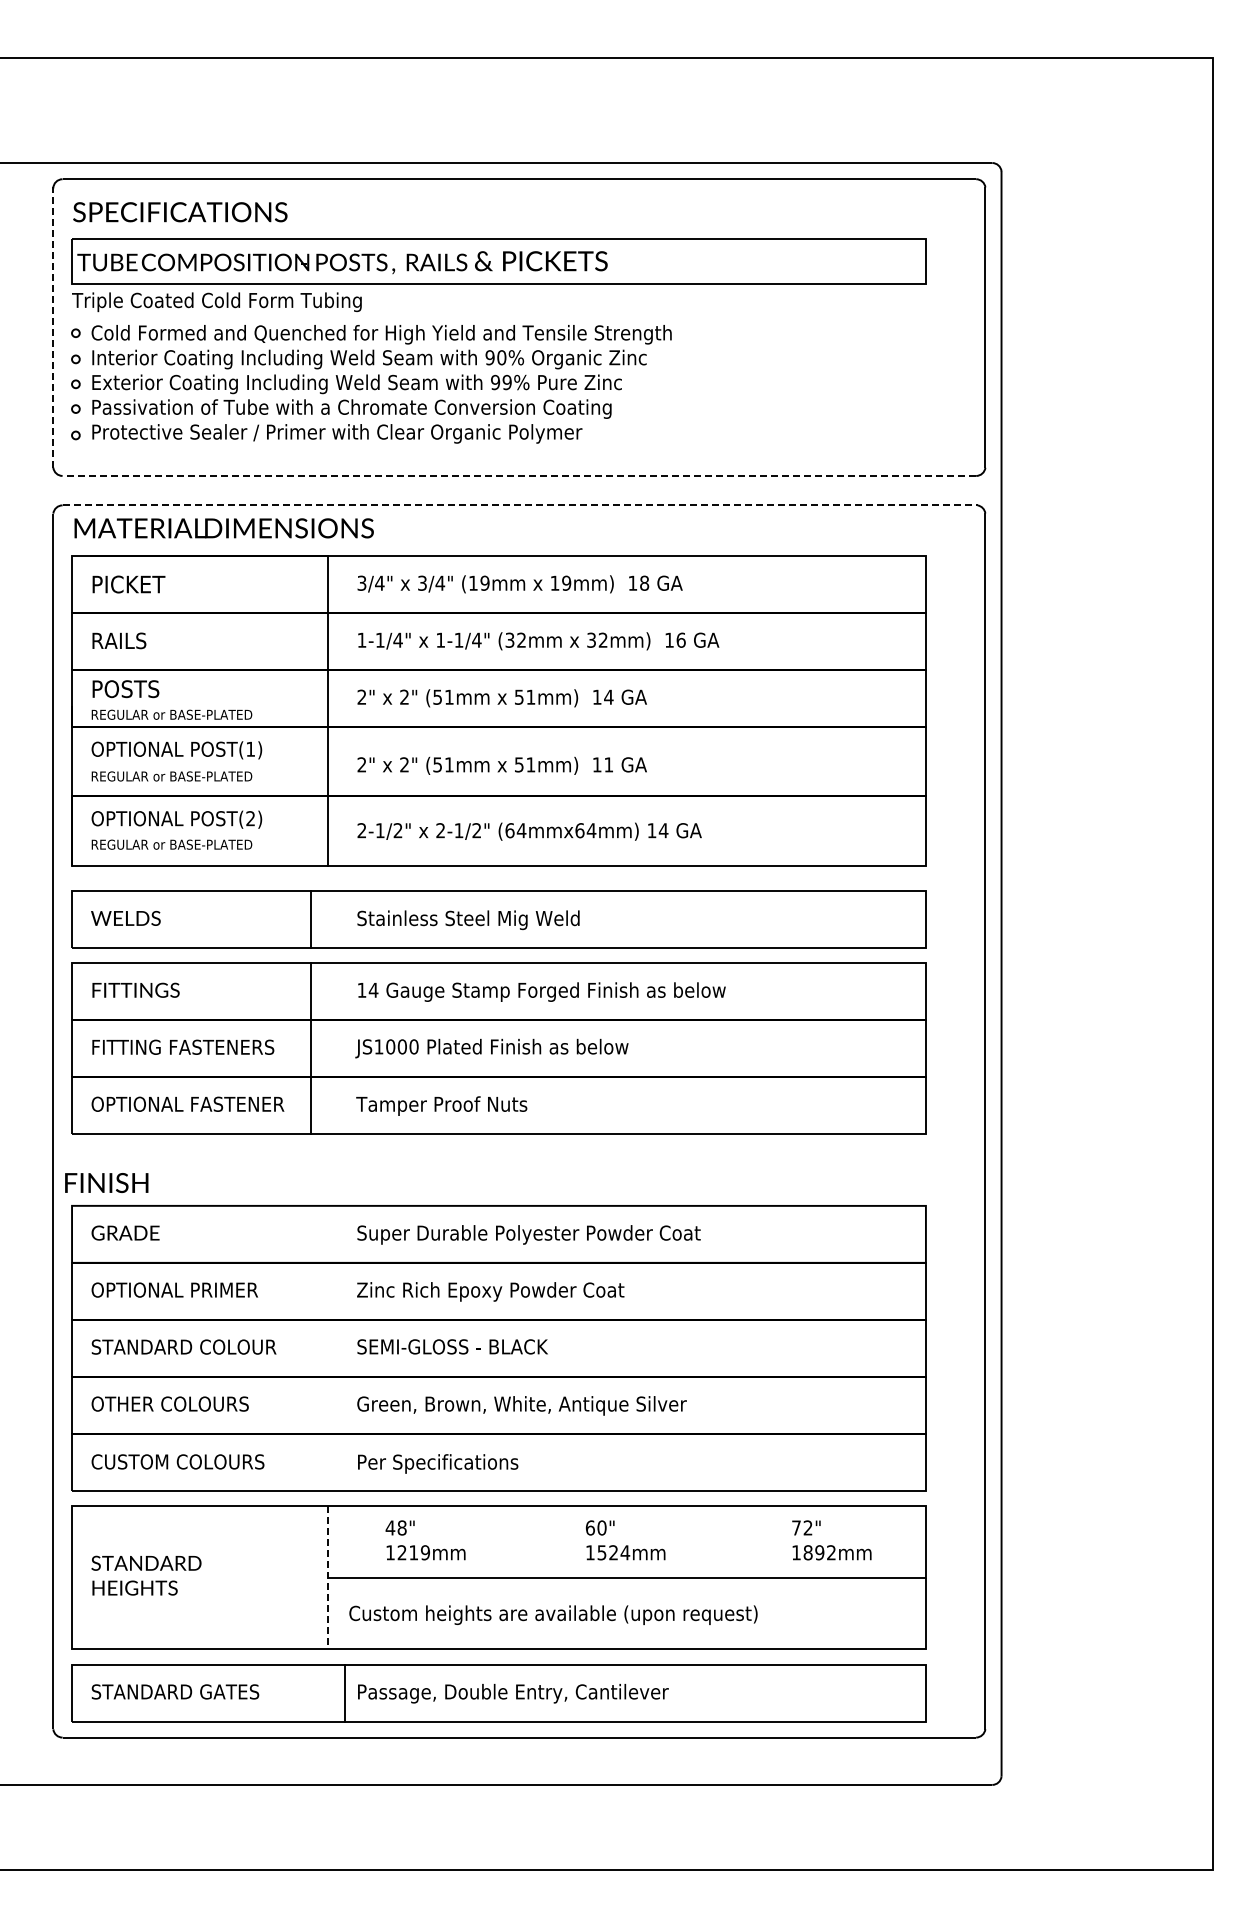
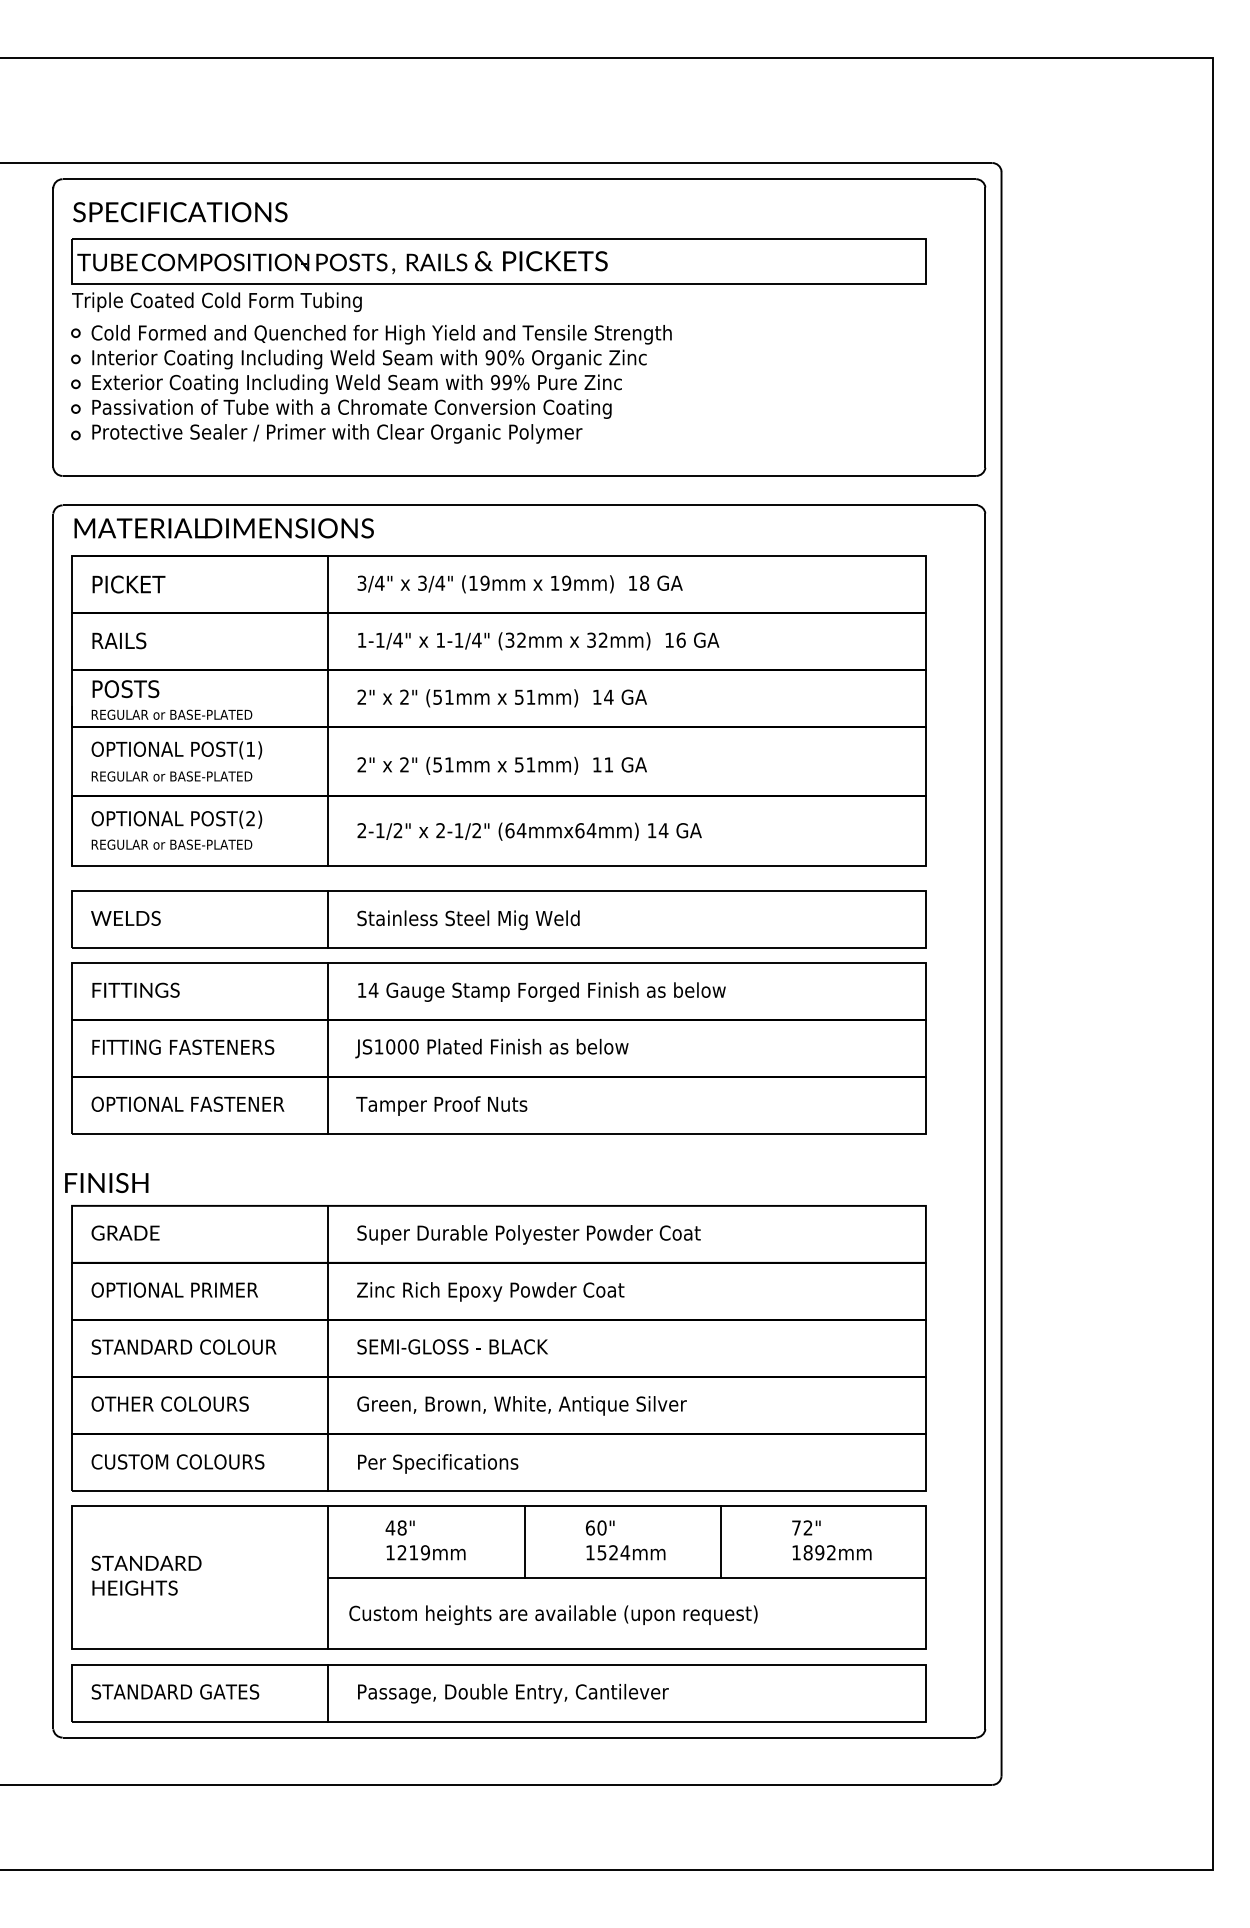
line: dashed -> solid (53, 327)
line: dashed -> solid (519, 475)
line: dashed -> solid (520, 505)
line position: (311, 919) -> (328, 919) (328, 919)
line position: (311, 1048) -> (328, 1048) (328, 1048)
line: none -> present (328, 1347)
line: none -> present (524, 1541)
line: none -> present (720, 1541)
line: dashed -> solid (328, 1577)
line position: (345, 1692) -> (328, 1692) (328, 1692)
